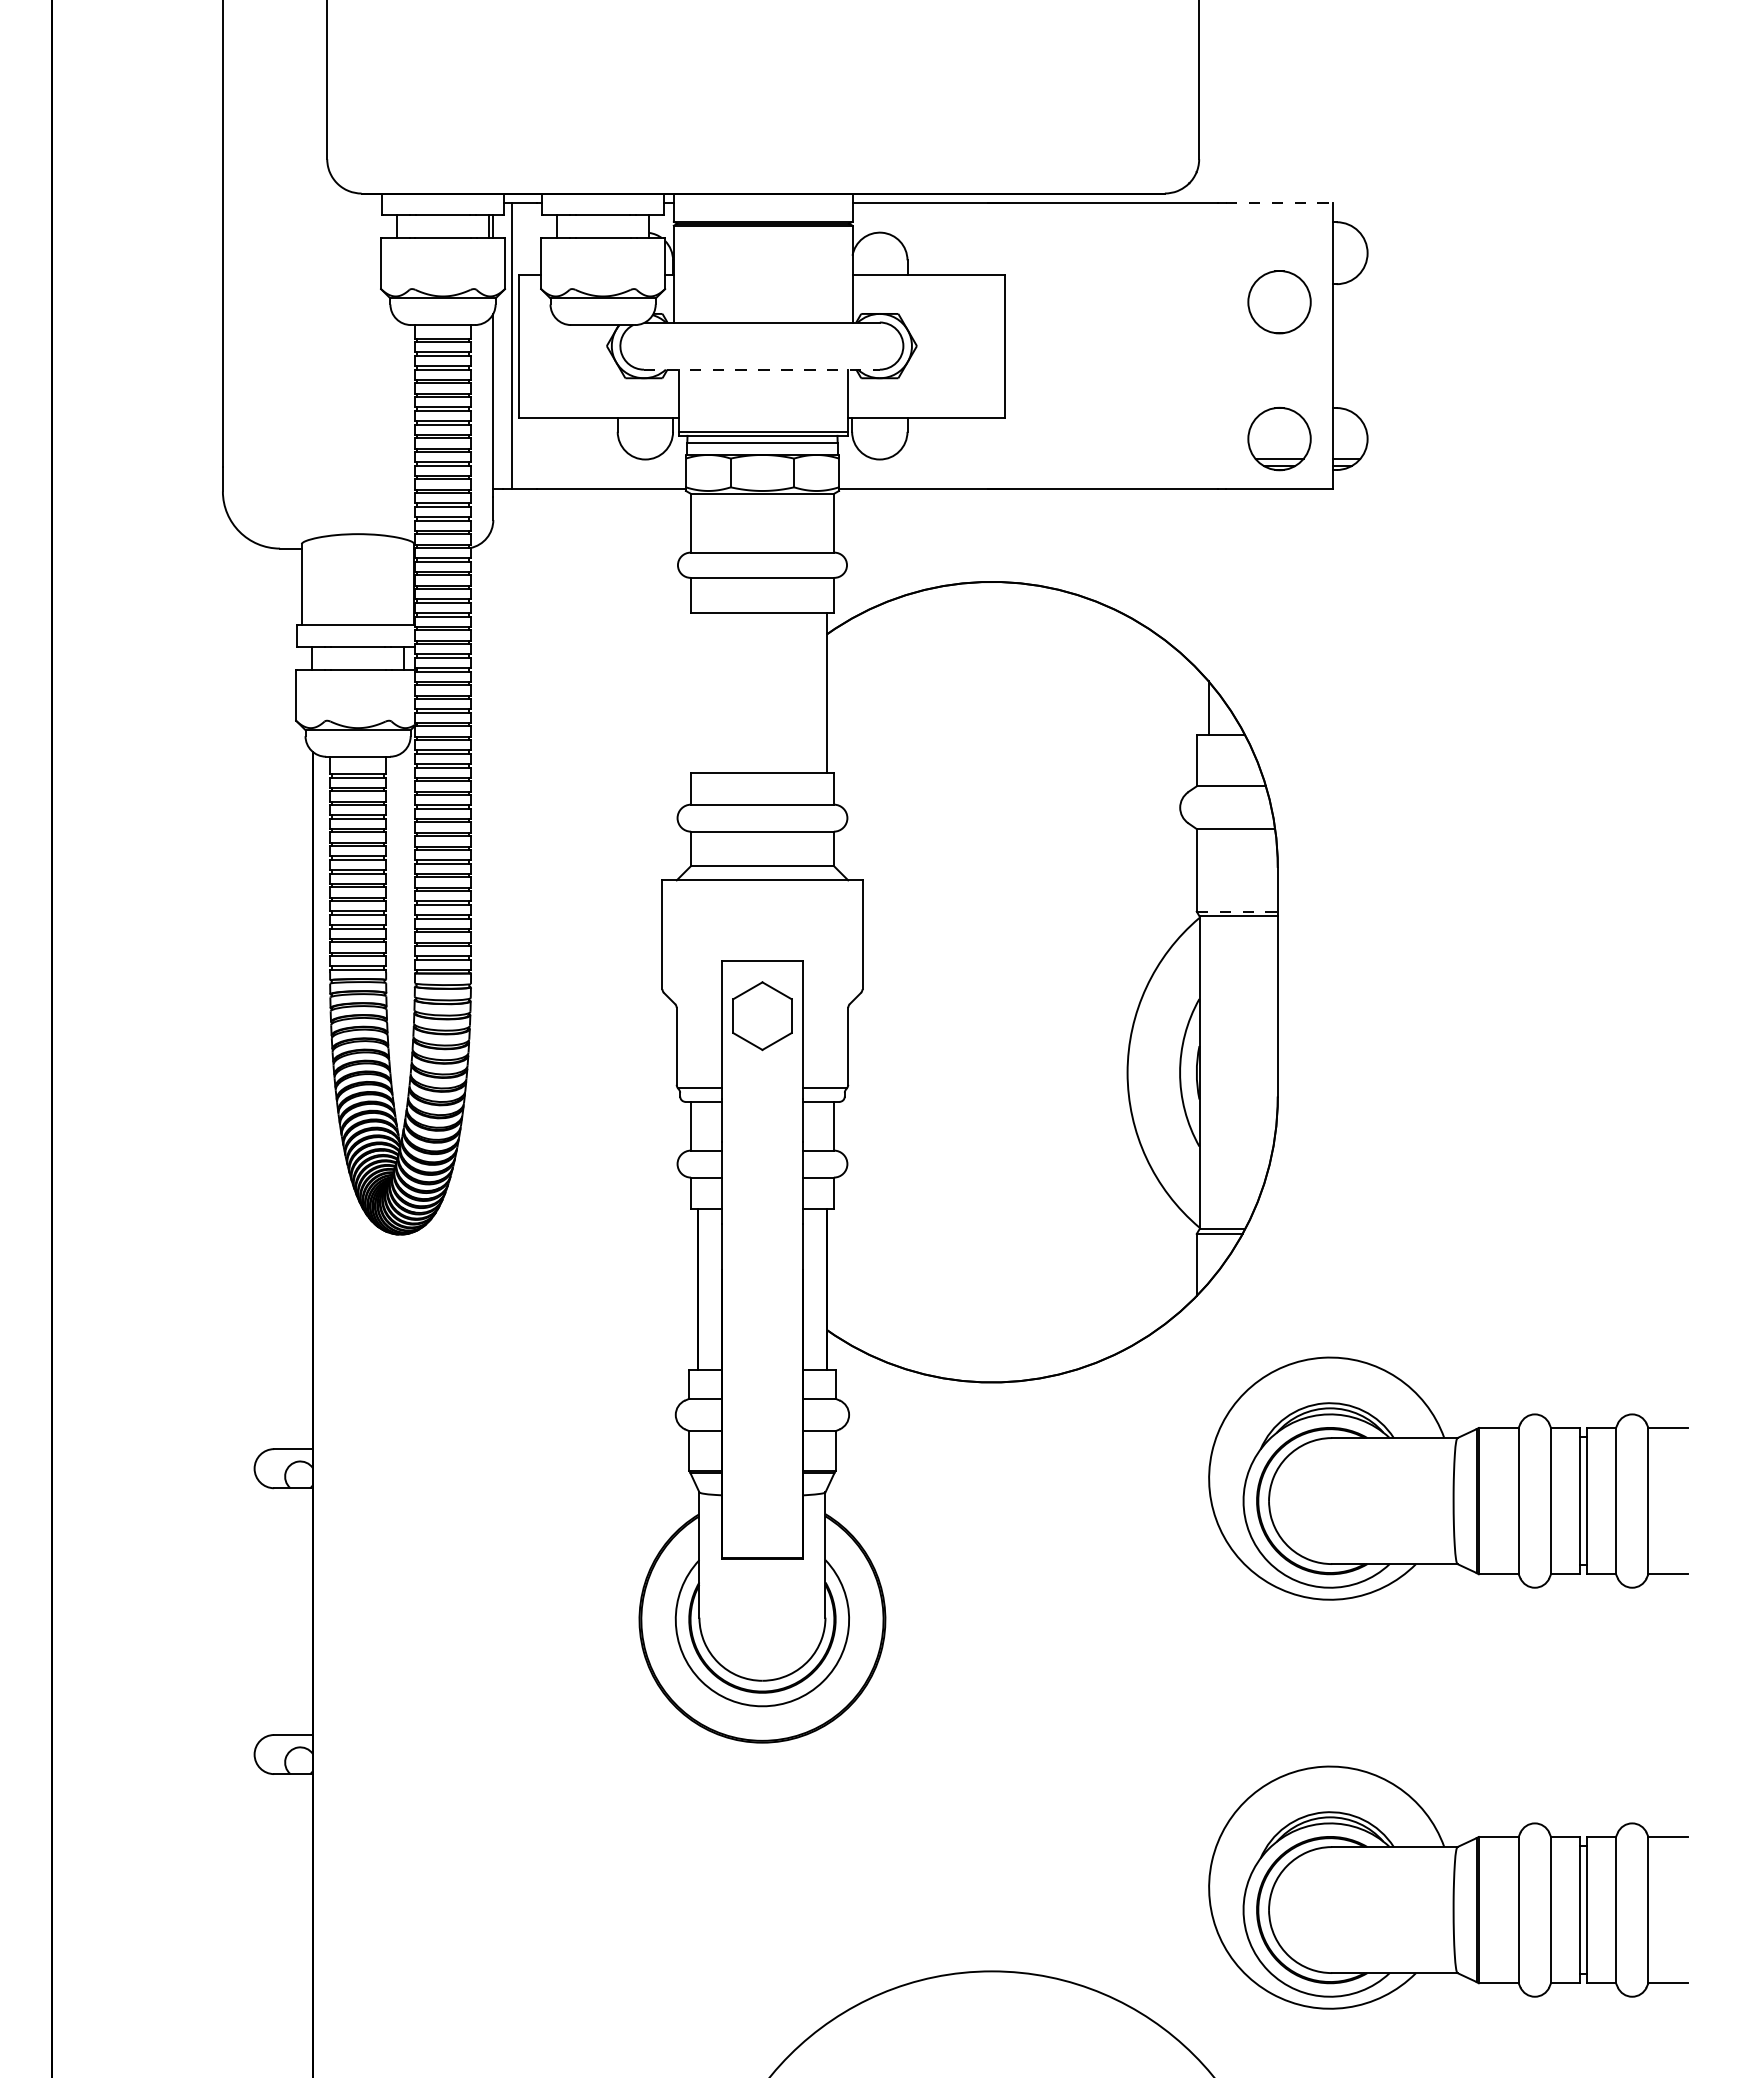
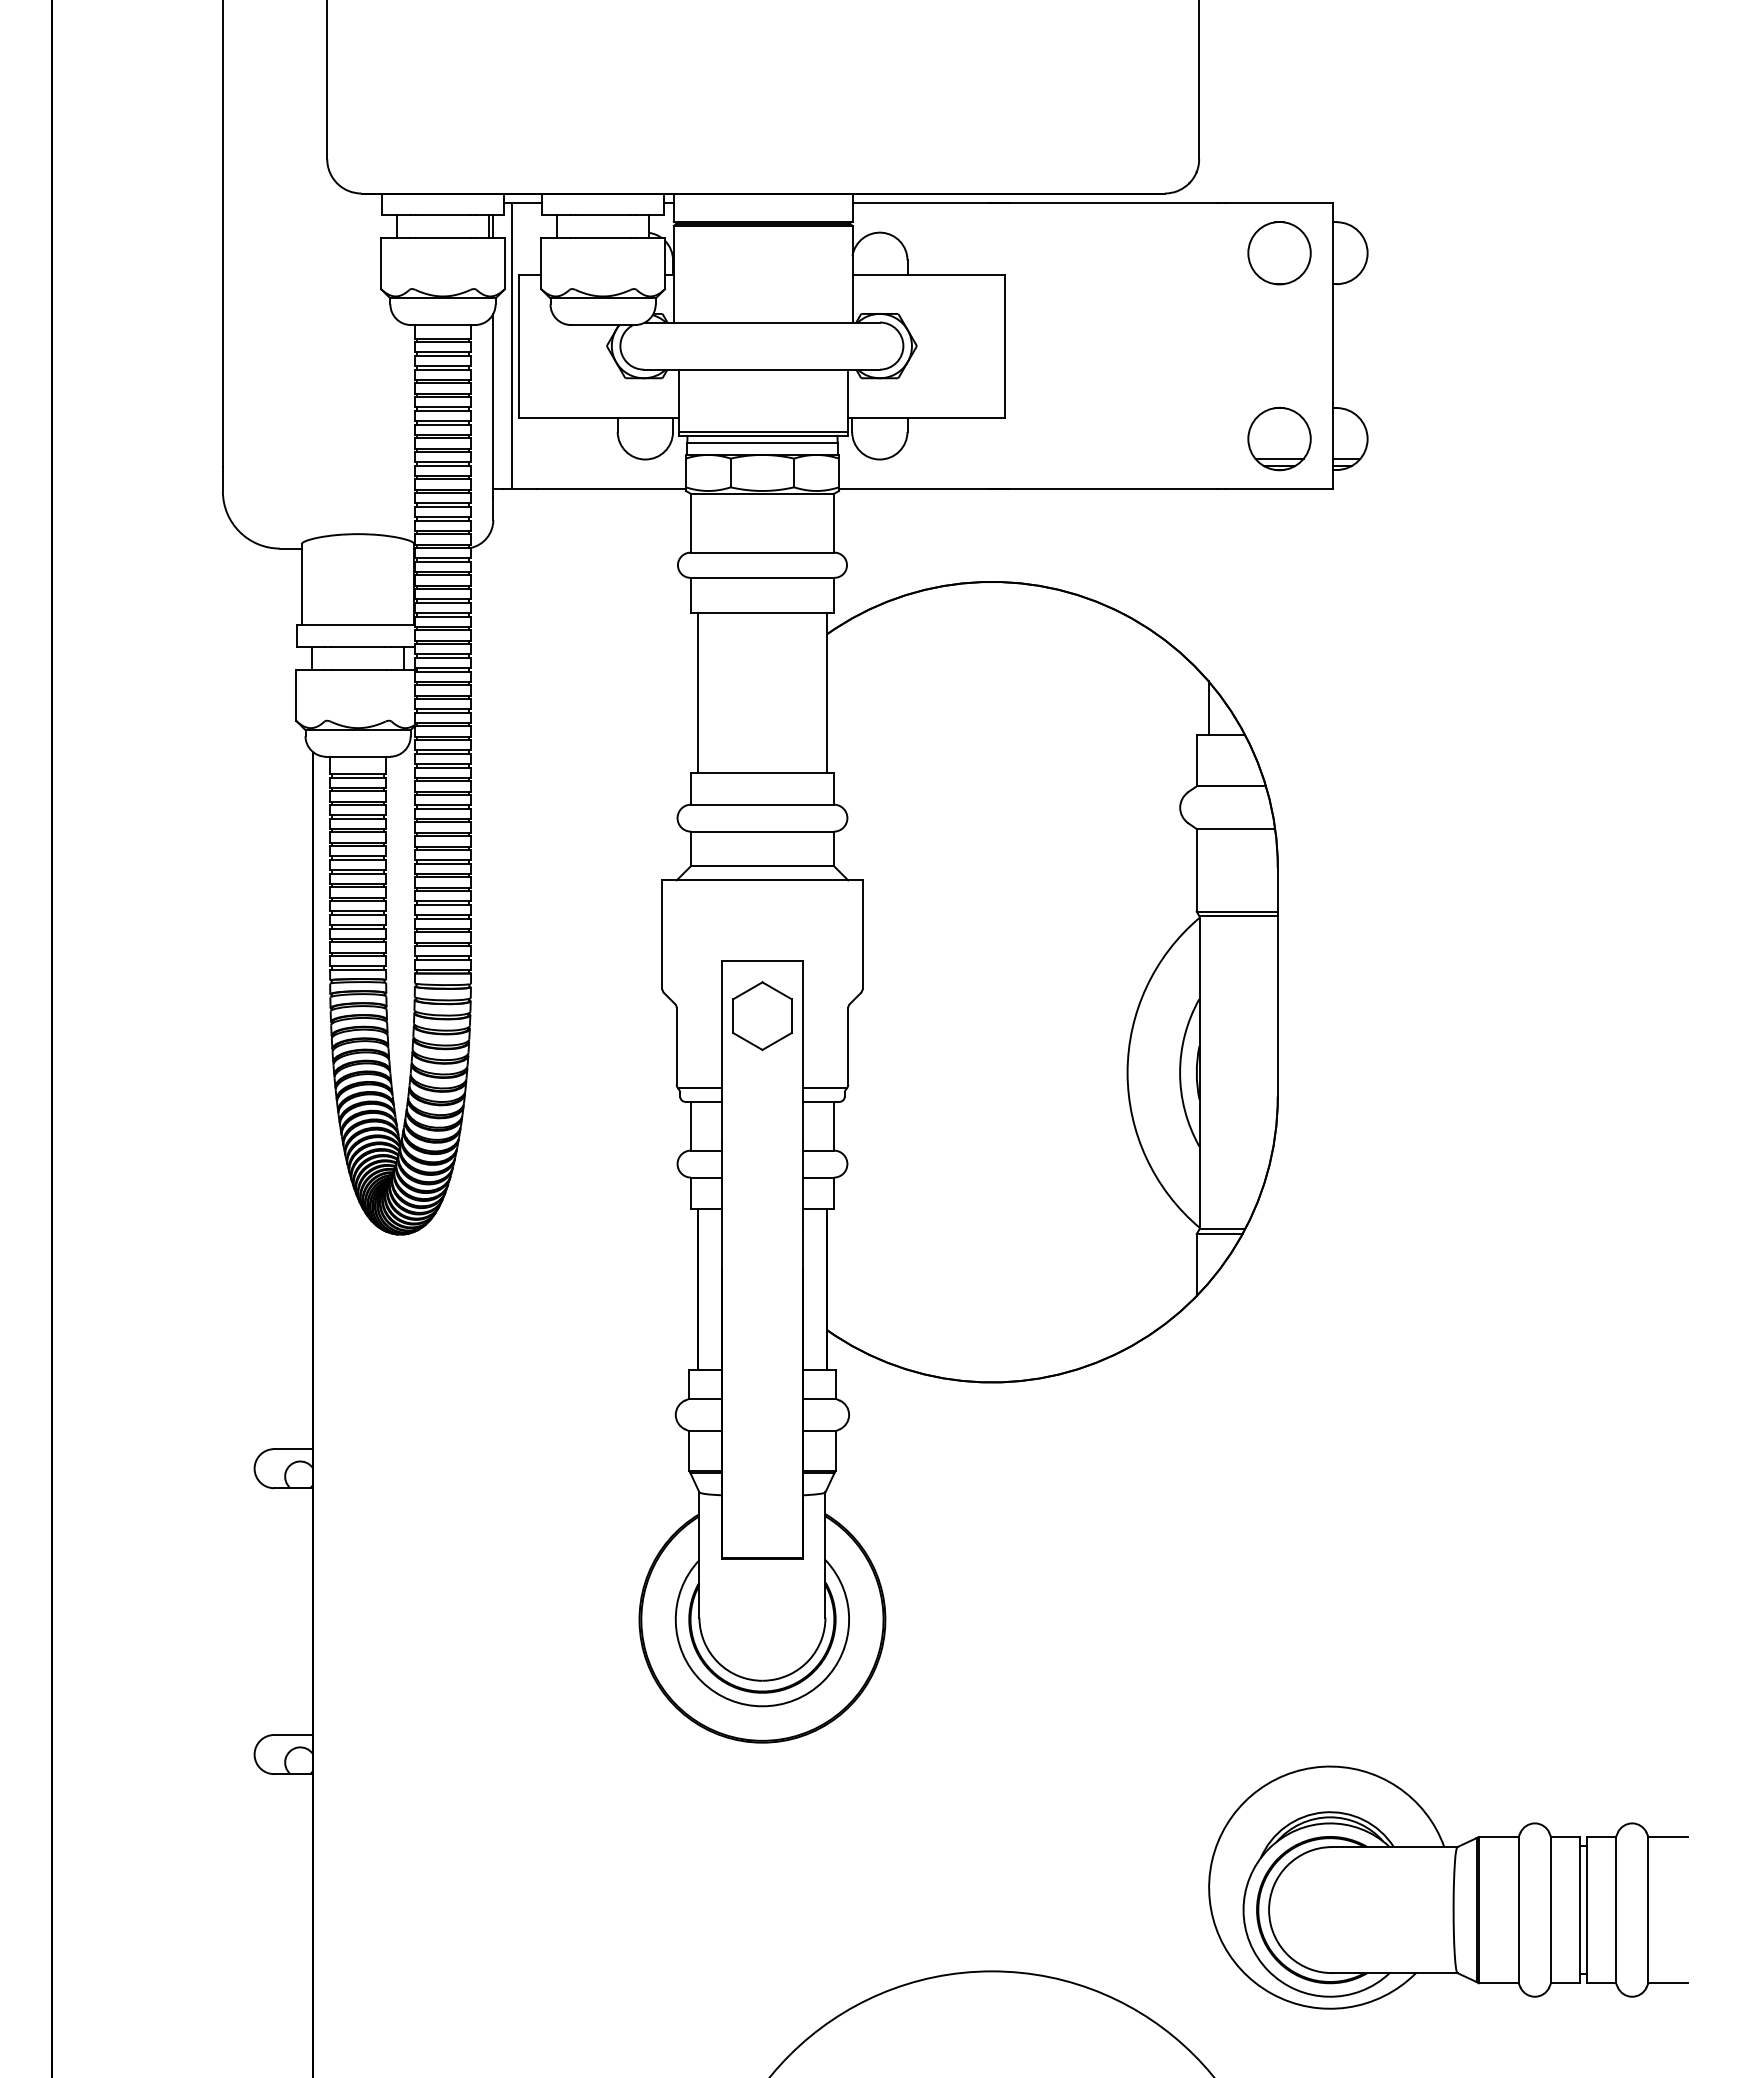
line: dashed -> solid (1279, 203)
circle position: (1279, 302) -> (1279, 253) (1279, 253)
line: dashed -> solid (761, 369)
line: none -> present (698, 692)
line: dashed -> solid (1237, 911)
part: present -> none (1448, 1478)
